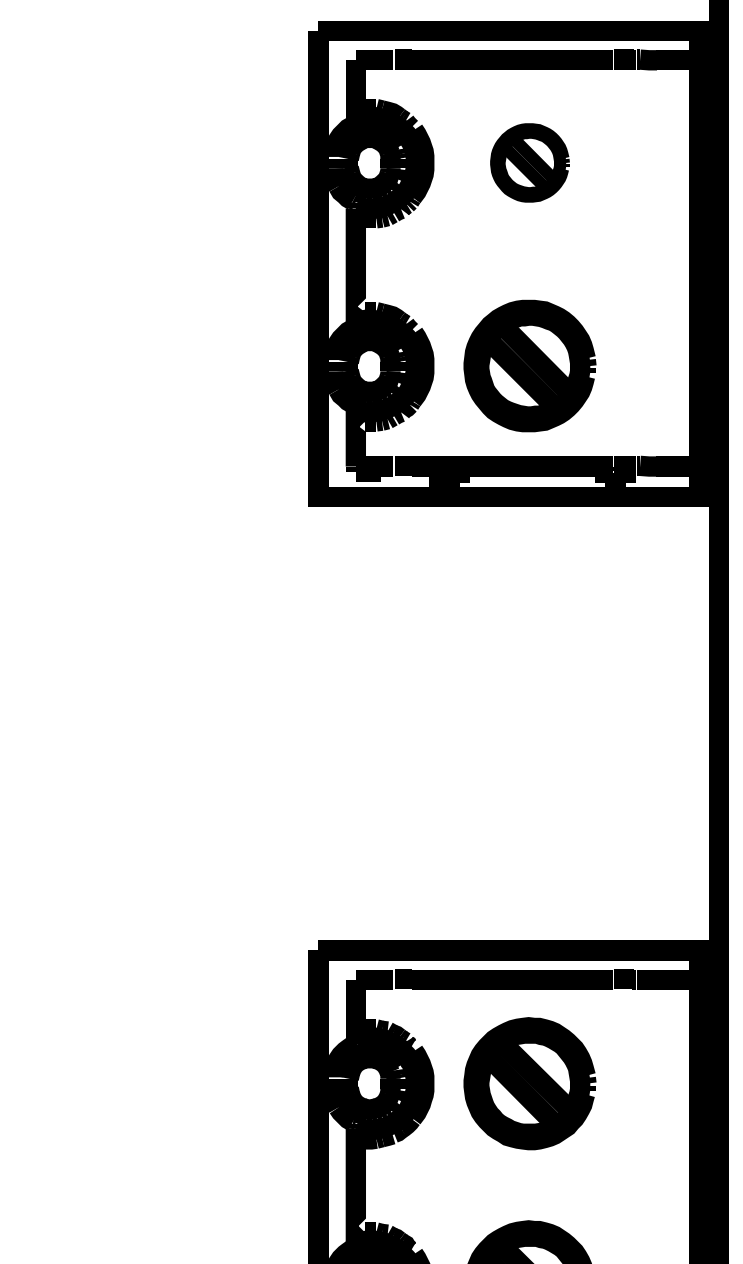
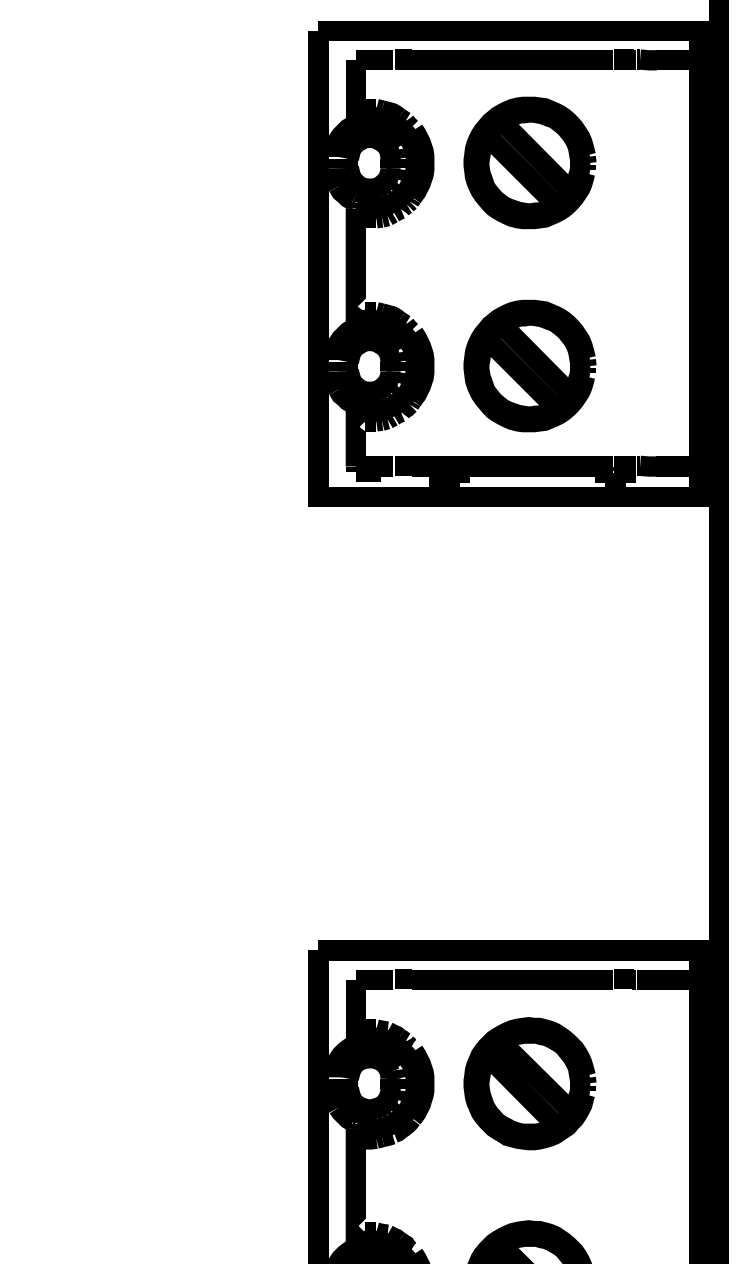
part size: 80x80 px -> 134x134 px (529, 162)
